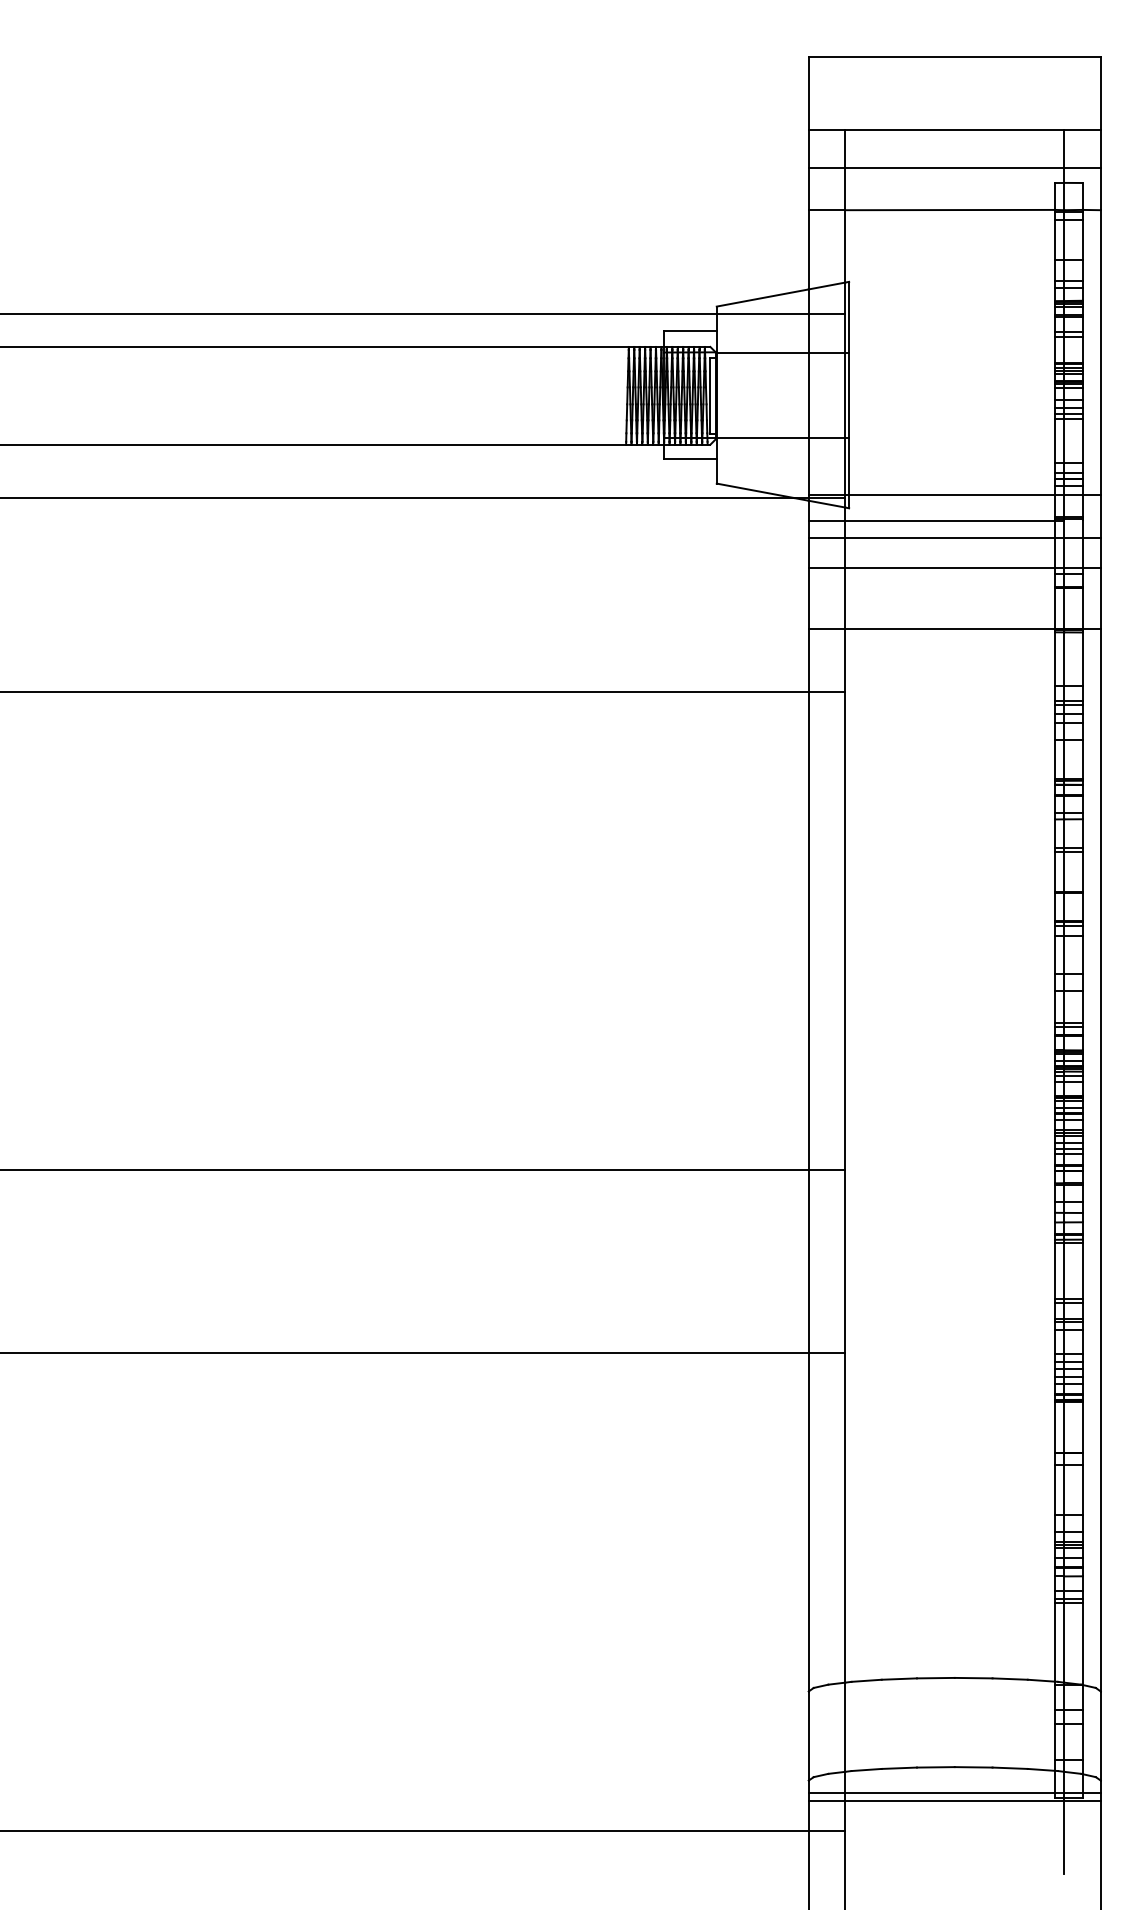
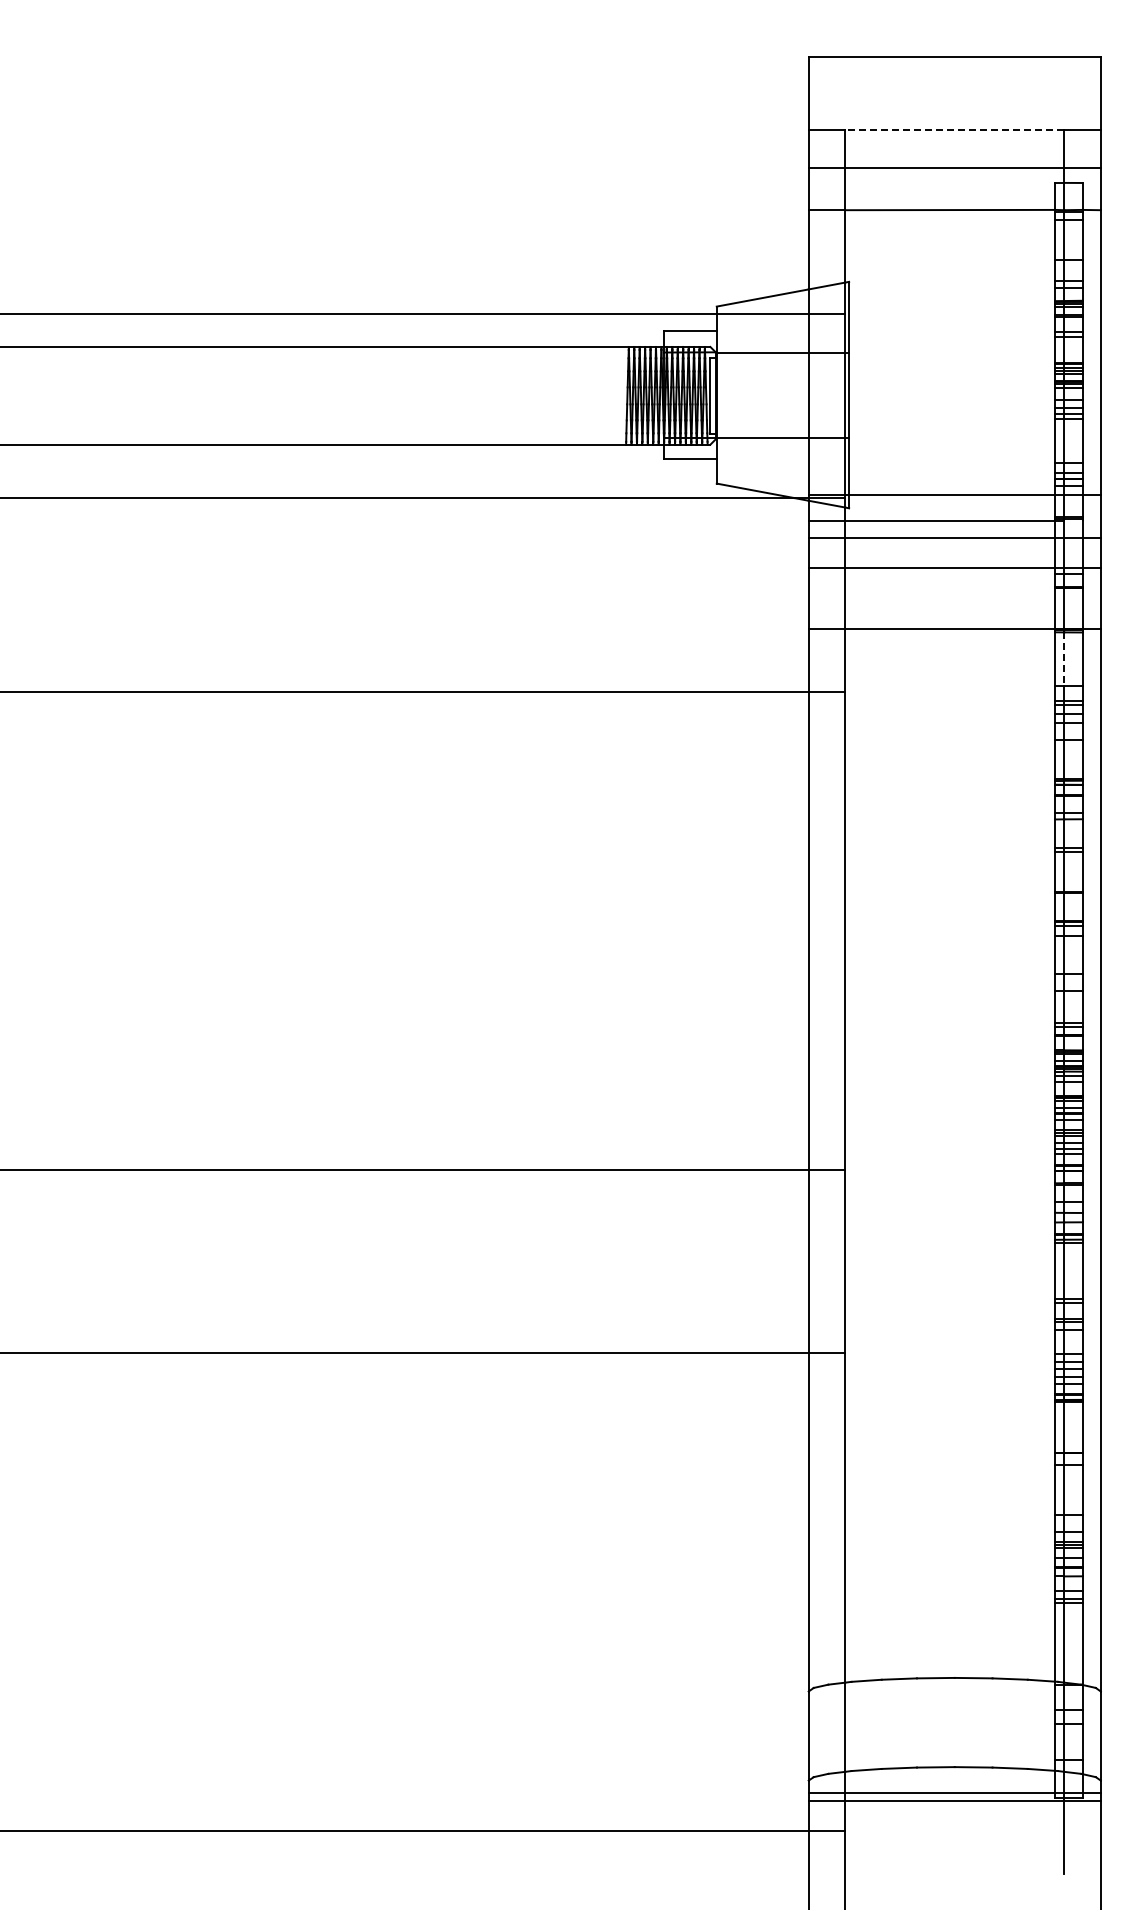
line: solid -> dashed (954, 130)
line: solid -> dashed (1064, 659)
